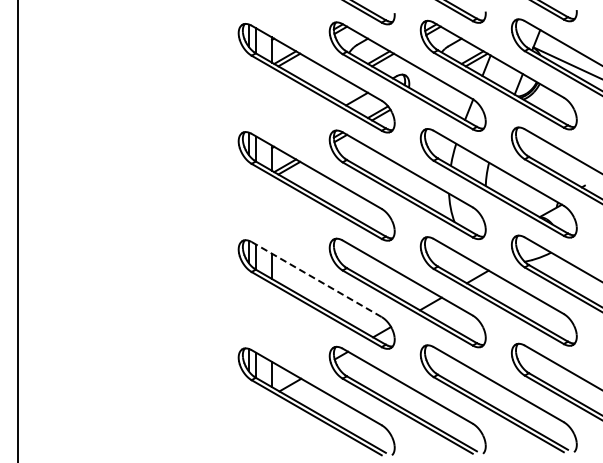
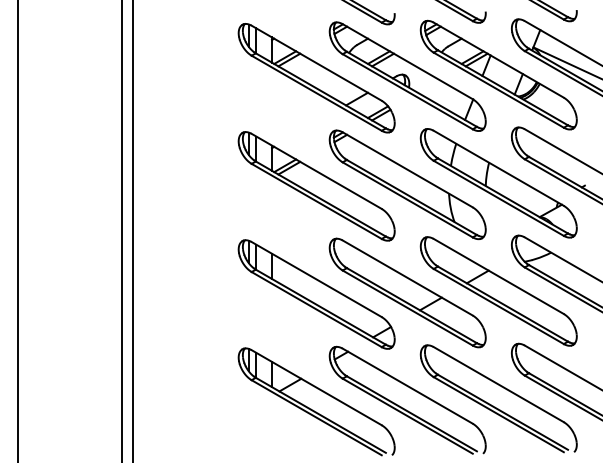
line: none -> present (122, 230)
line: none -> present (133, 230)
line: dashed -> solid (317, 279)
